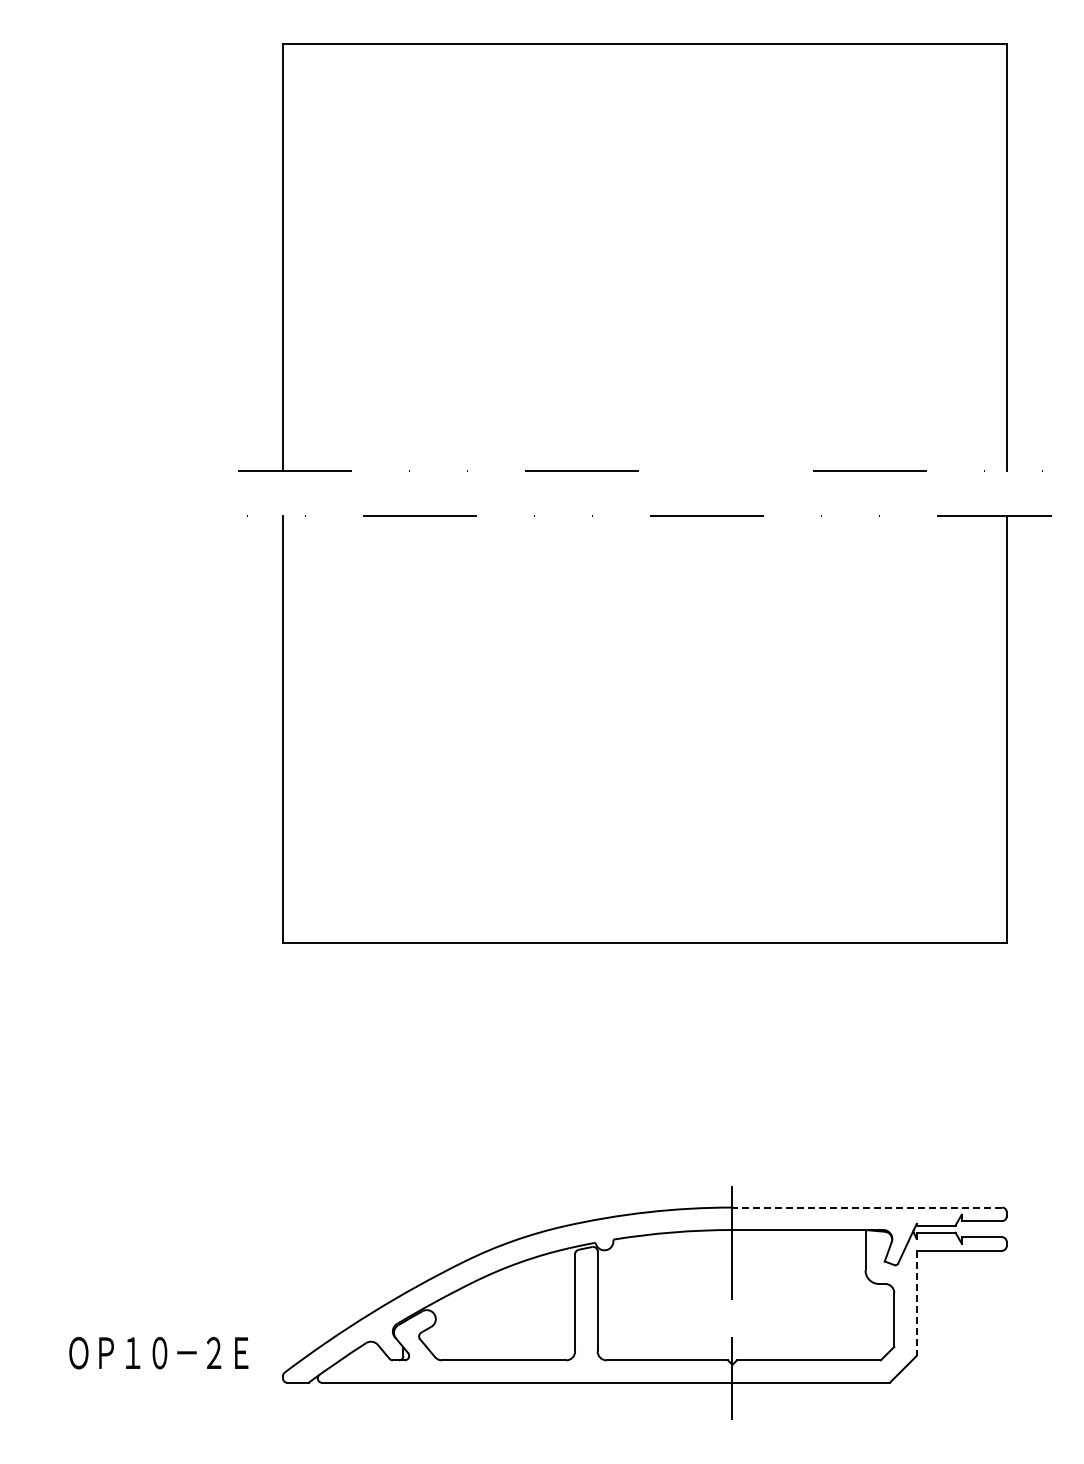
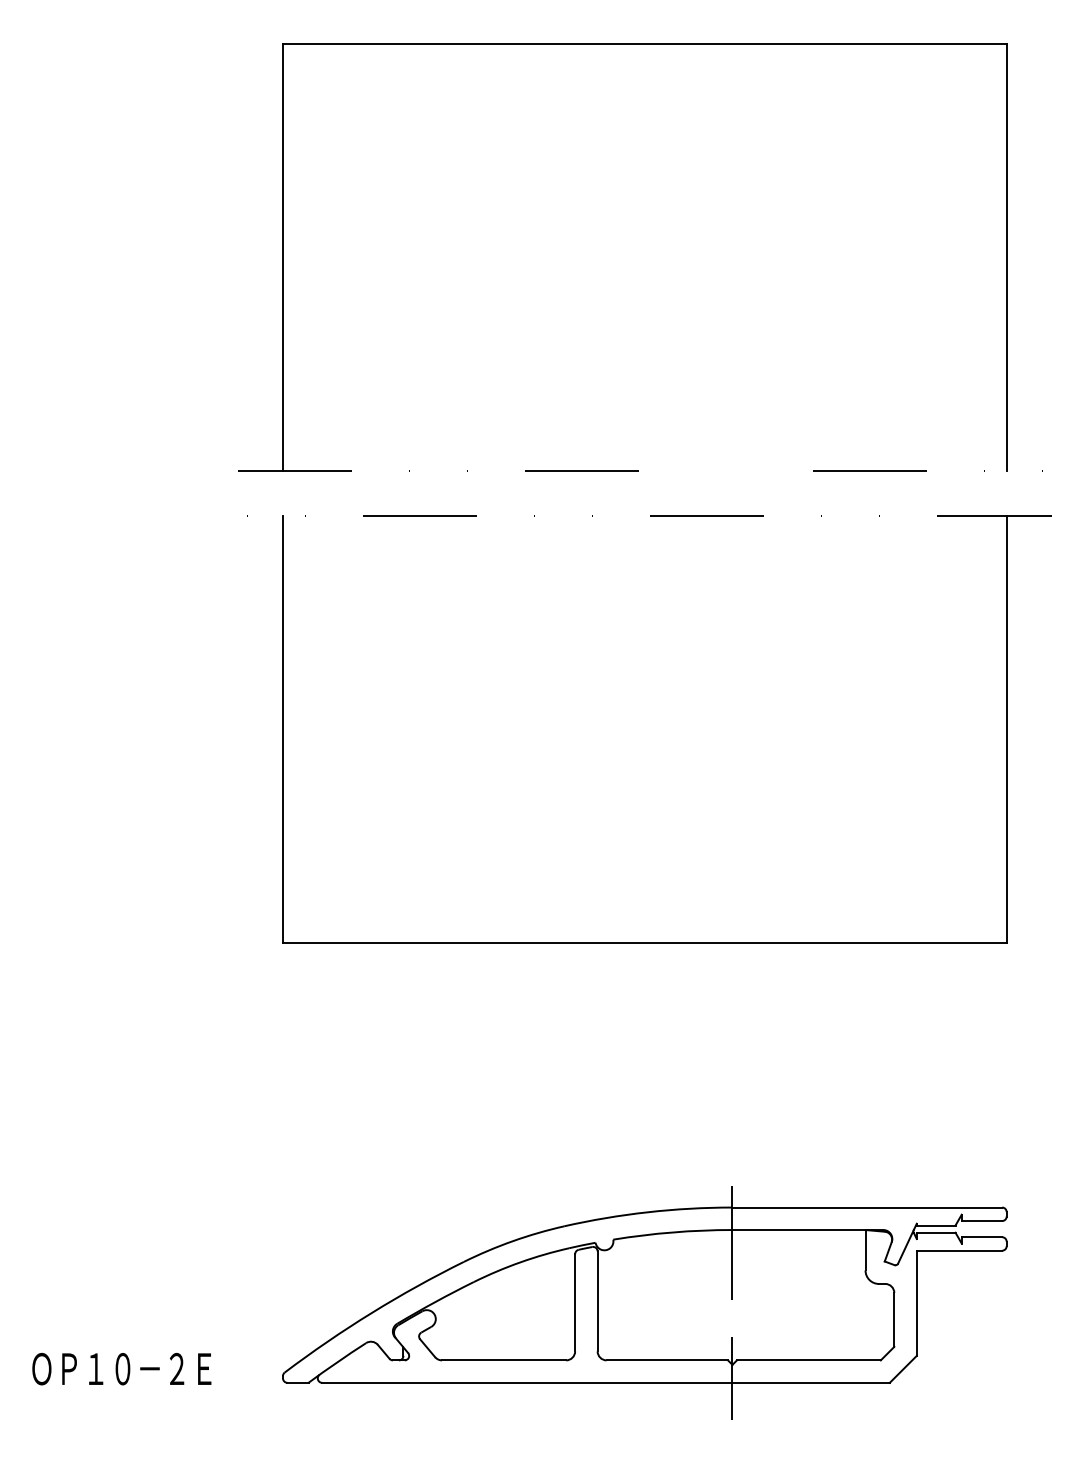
line: dashed -> solid (867, 1207)
line: dashed -> solid (916, 1303)
text position: (158, 1353) -> (121, 1369) (121, 1369)
